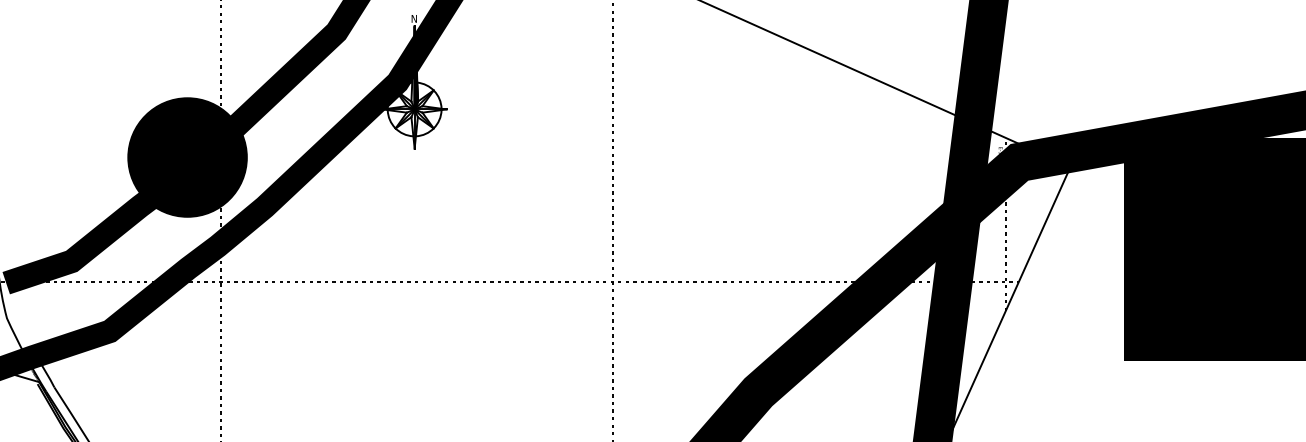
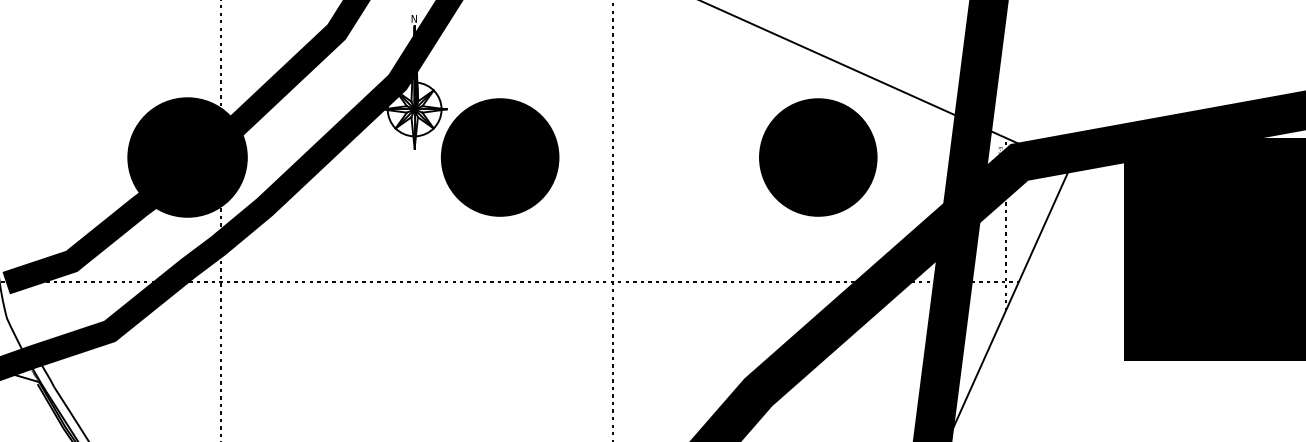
fill: none -> present (499, 157)
part: none -> present (818, 157)
